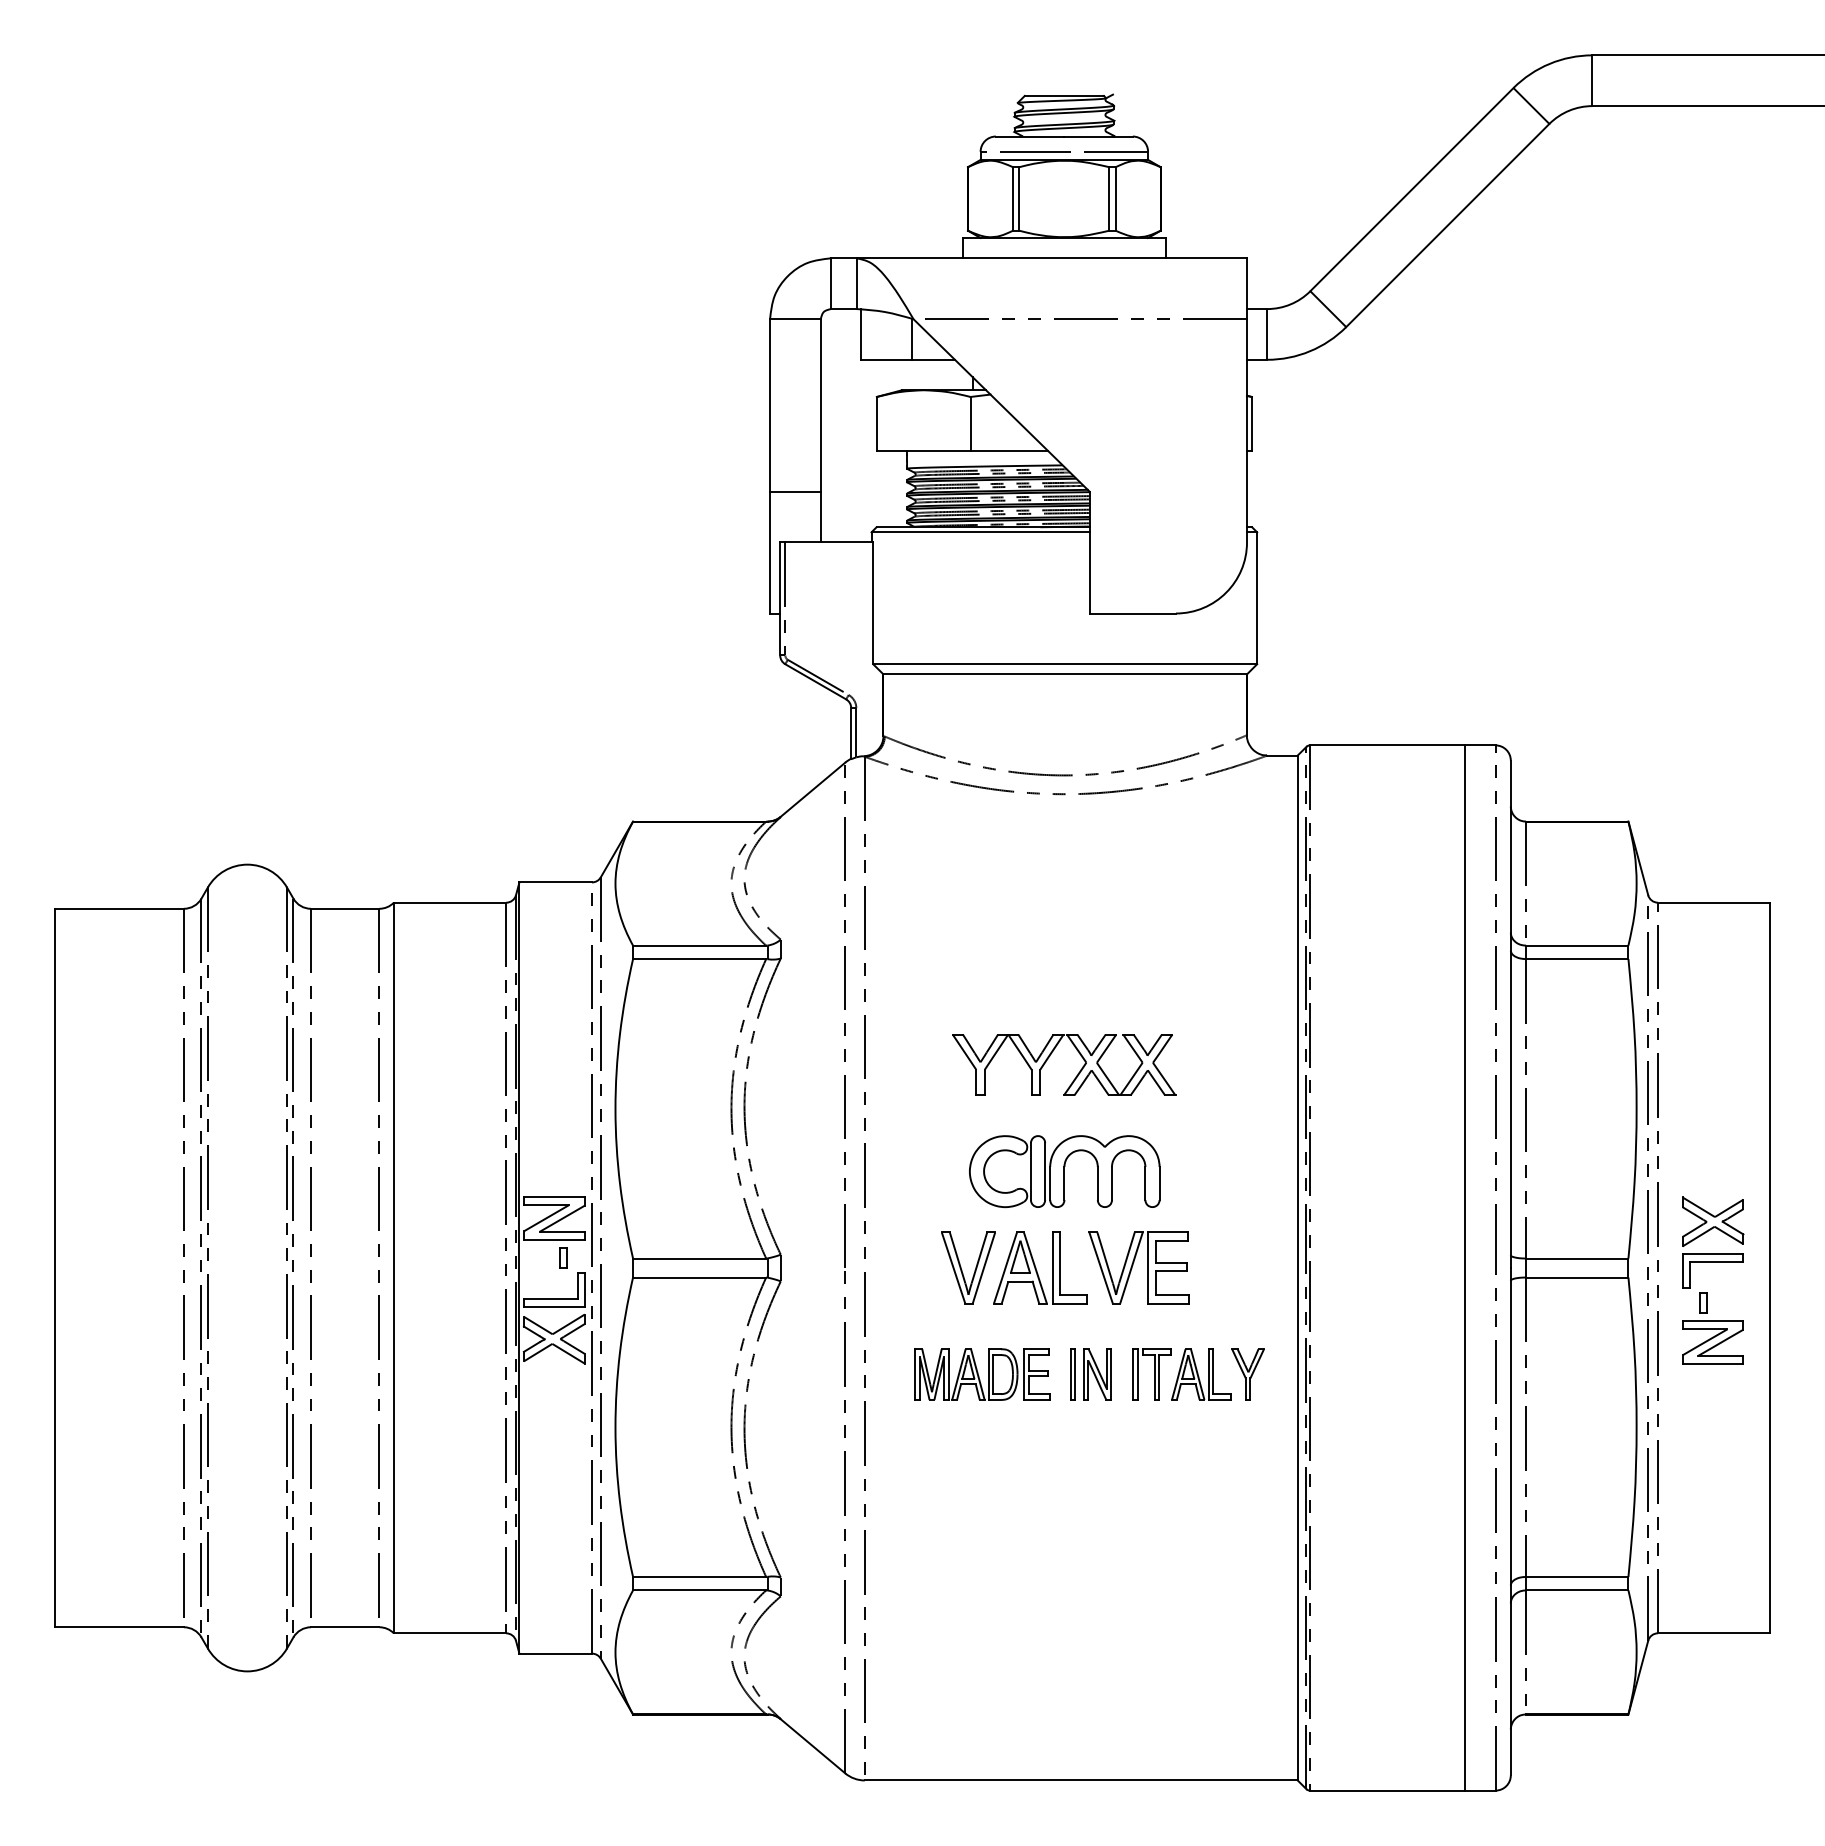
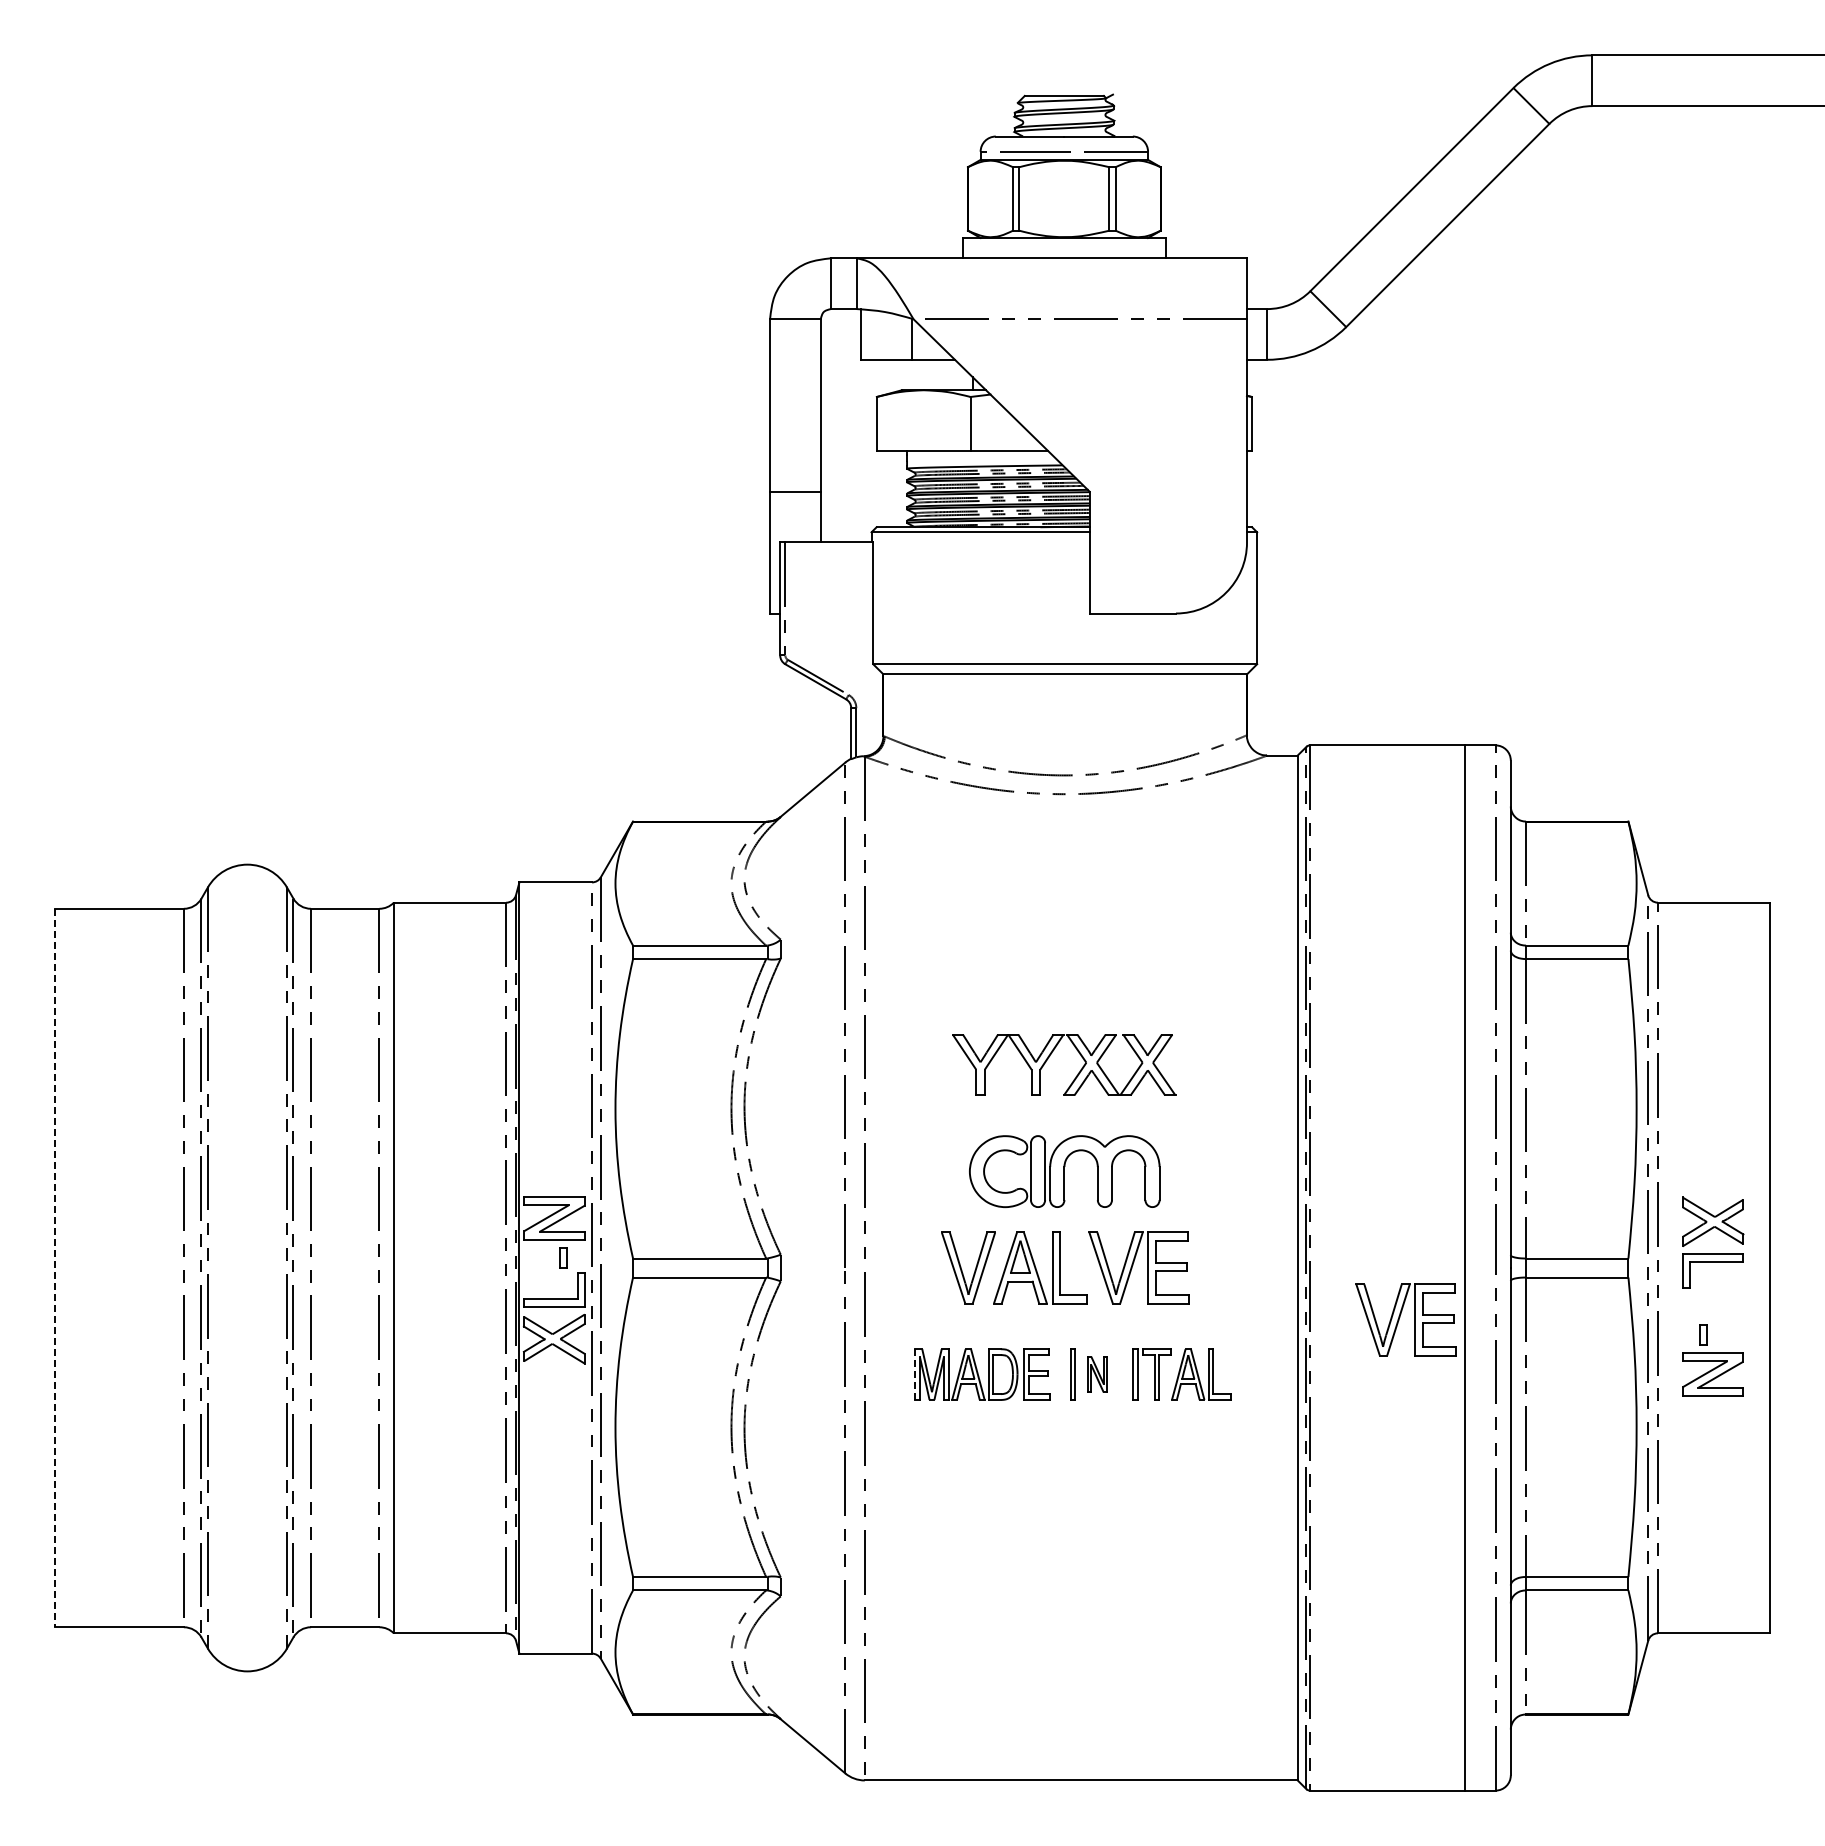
line: solid -> dashed (54, 1268)
part: none -> present (1405, 1319)
part position: (1712, 1328) -> (1712, 1360) (1712, 1360)
line: solid -> dashed (915, 1374)
part size: 29x53 px -> 21x37 px (1097, 1374)
part: present -> none (1247, 1374)
